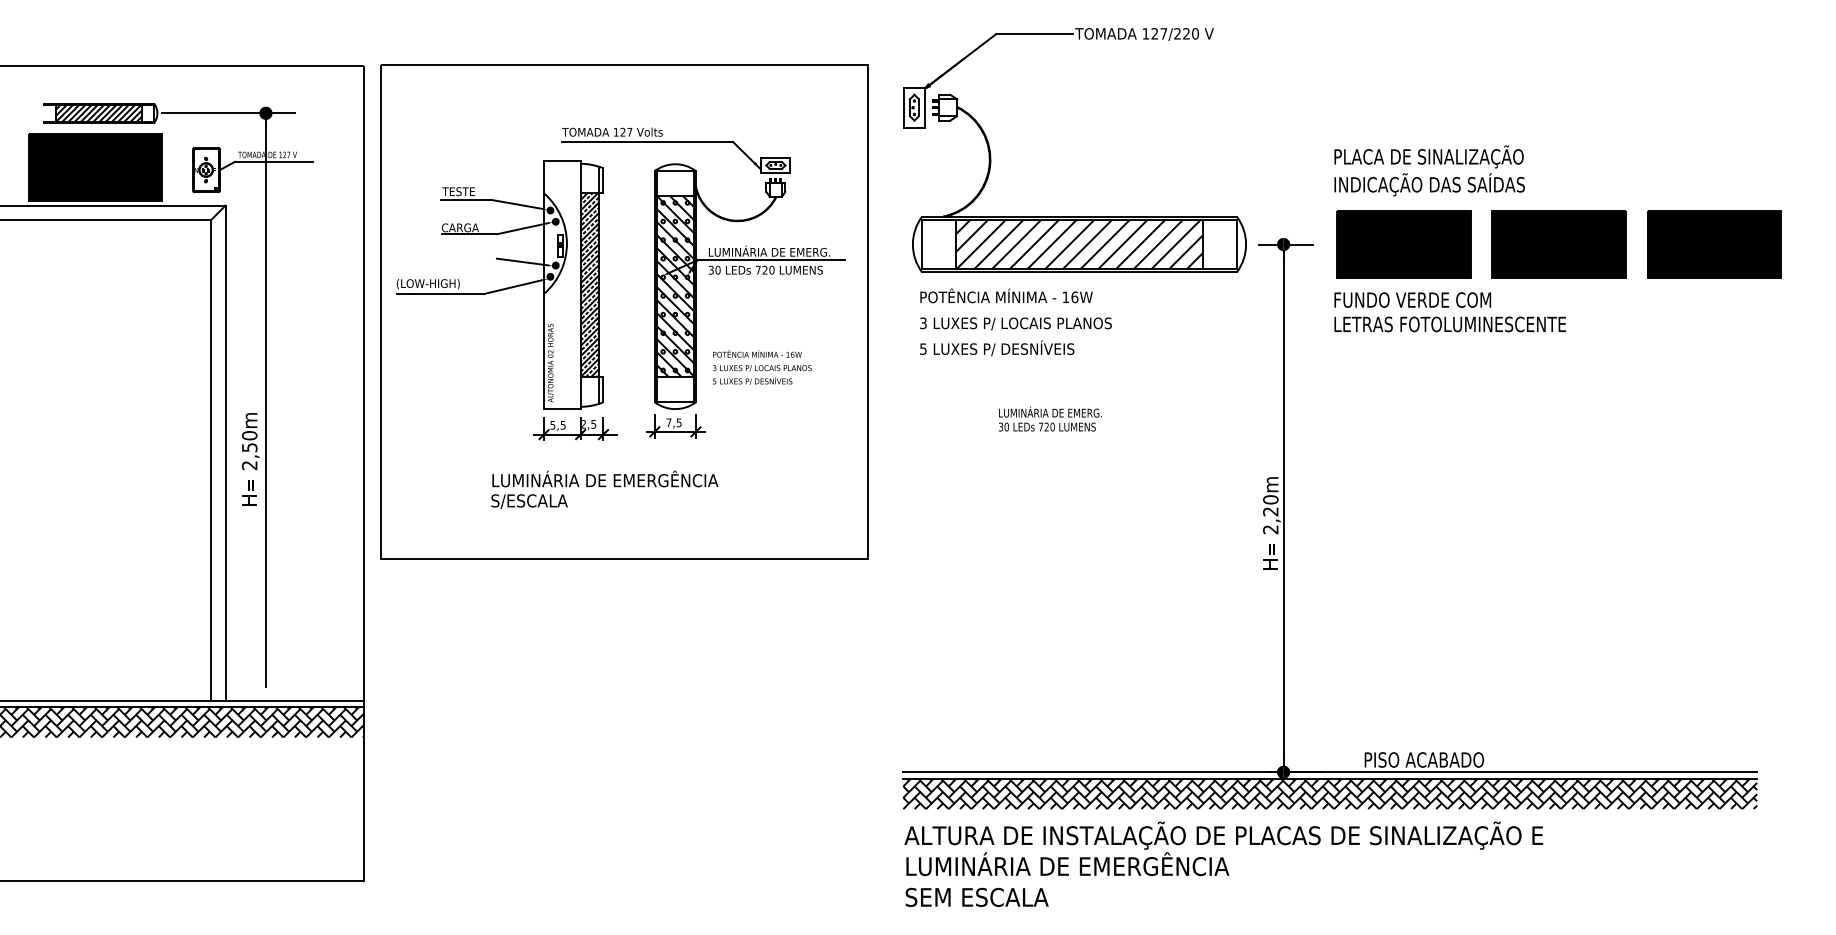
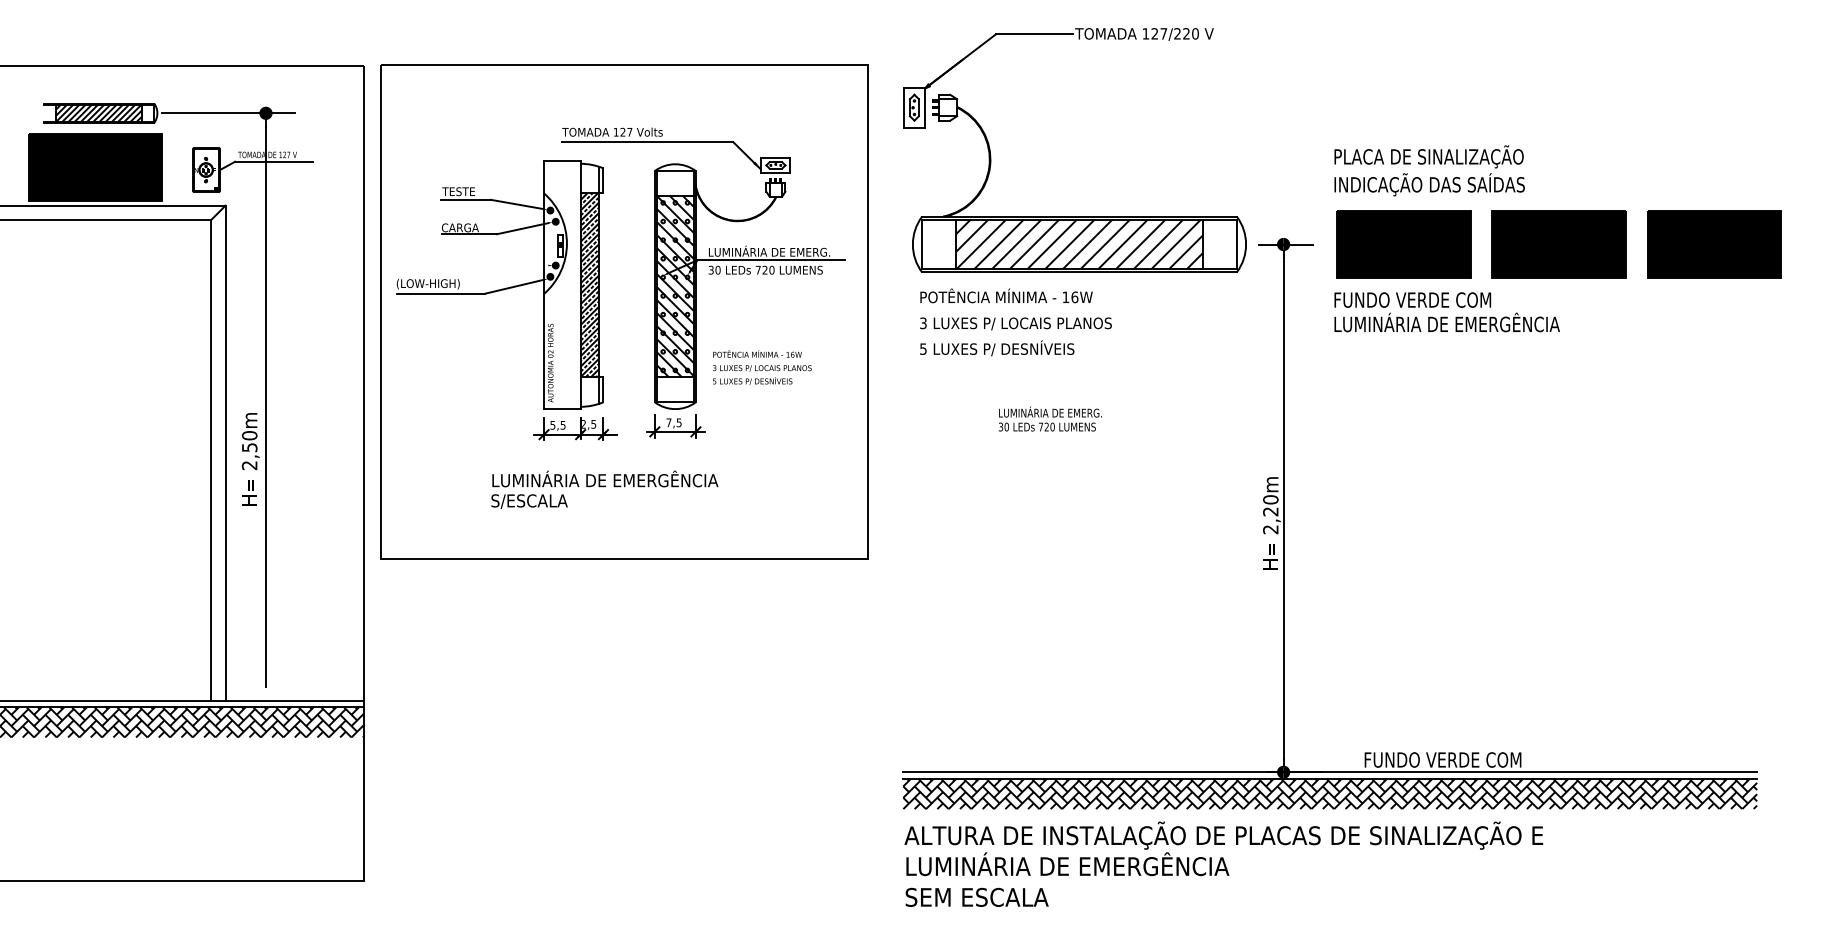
line: present -> none (522, 261)
text: LETRAS FOTOLUMINESCENTE -> LUMINÁRIA DE EMERGÊNCIA (1454, 322)
text: PISO ACABADO -> FUNDO VERDE COM (1443, 759)
